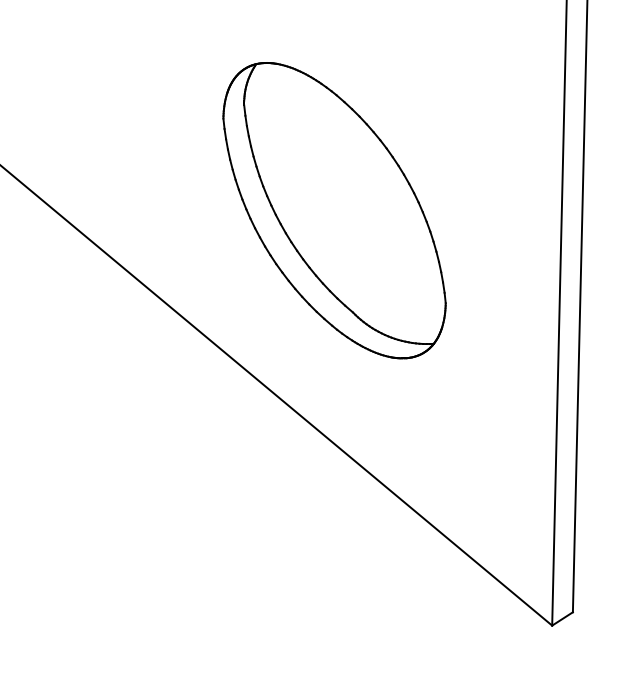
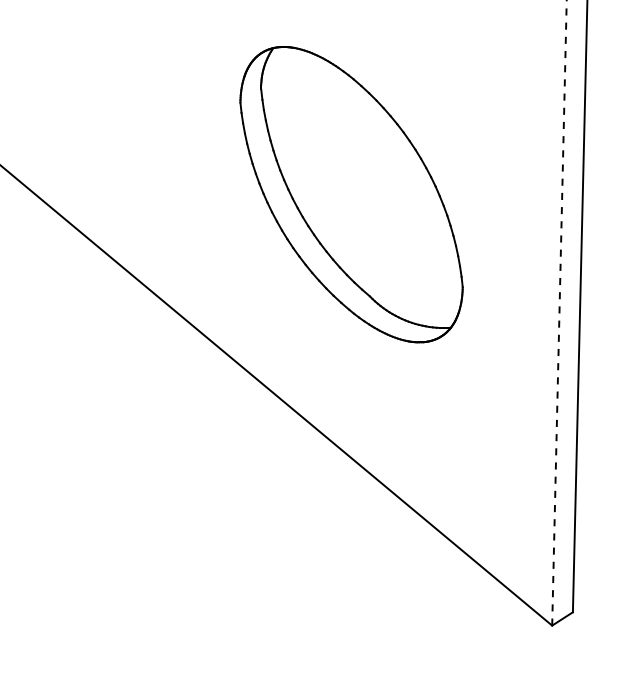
part position: (334, 210) -> (351, 194) (351, 194)
line: solid -> dashed (559, 312)
